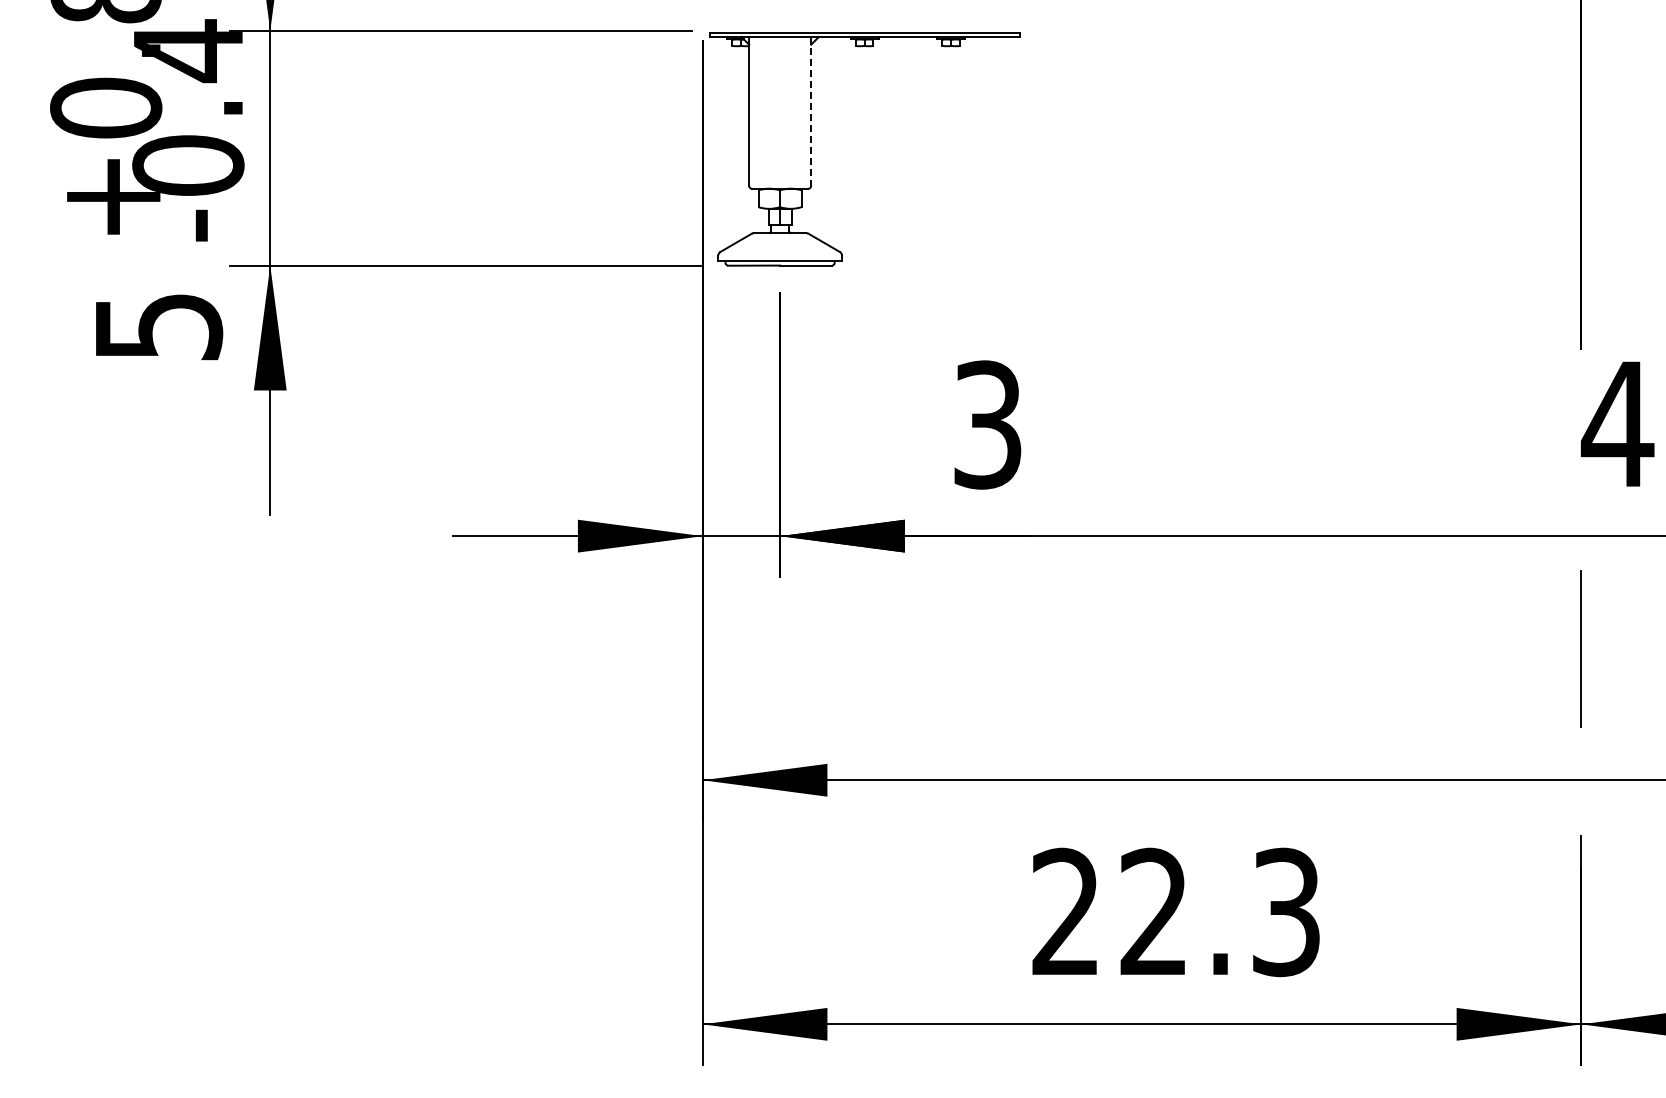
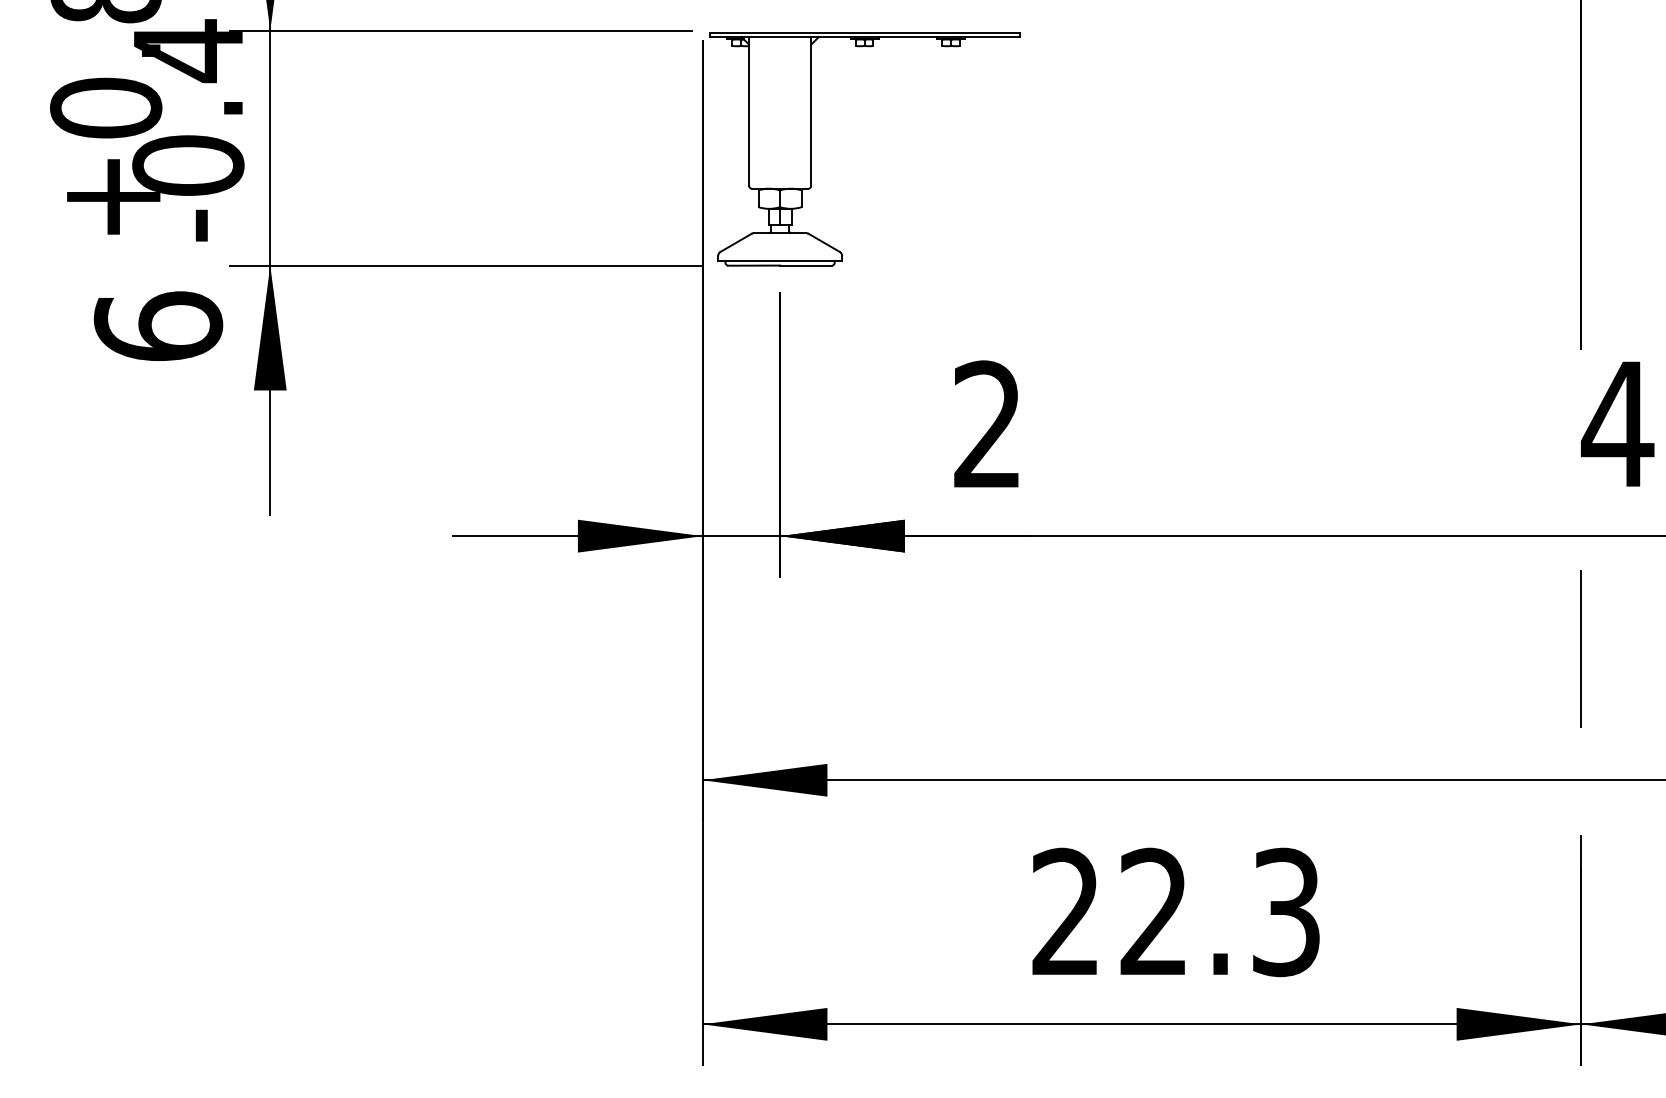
line: dashed -> solid (811, 111)
text: 5 -> 6 (158, 325)
text: 3 -> 2 (987, 424)
